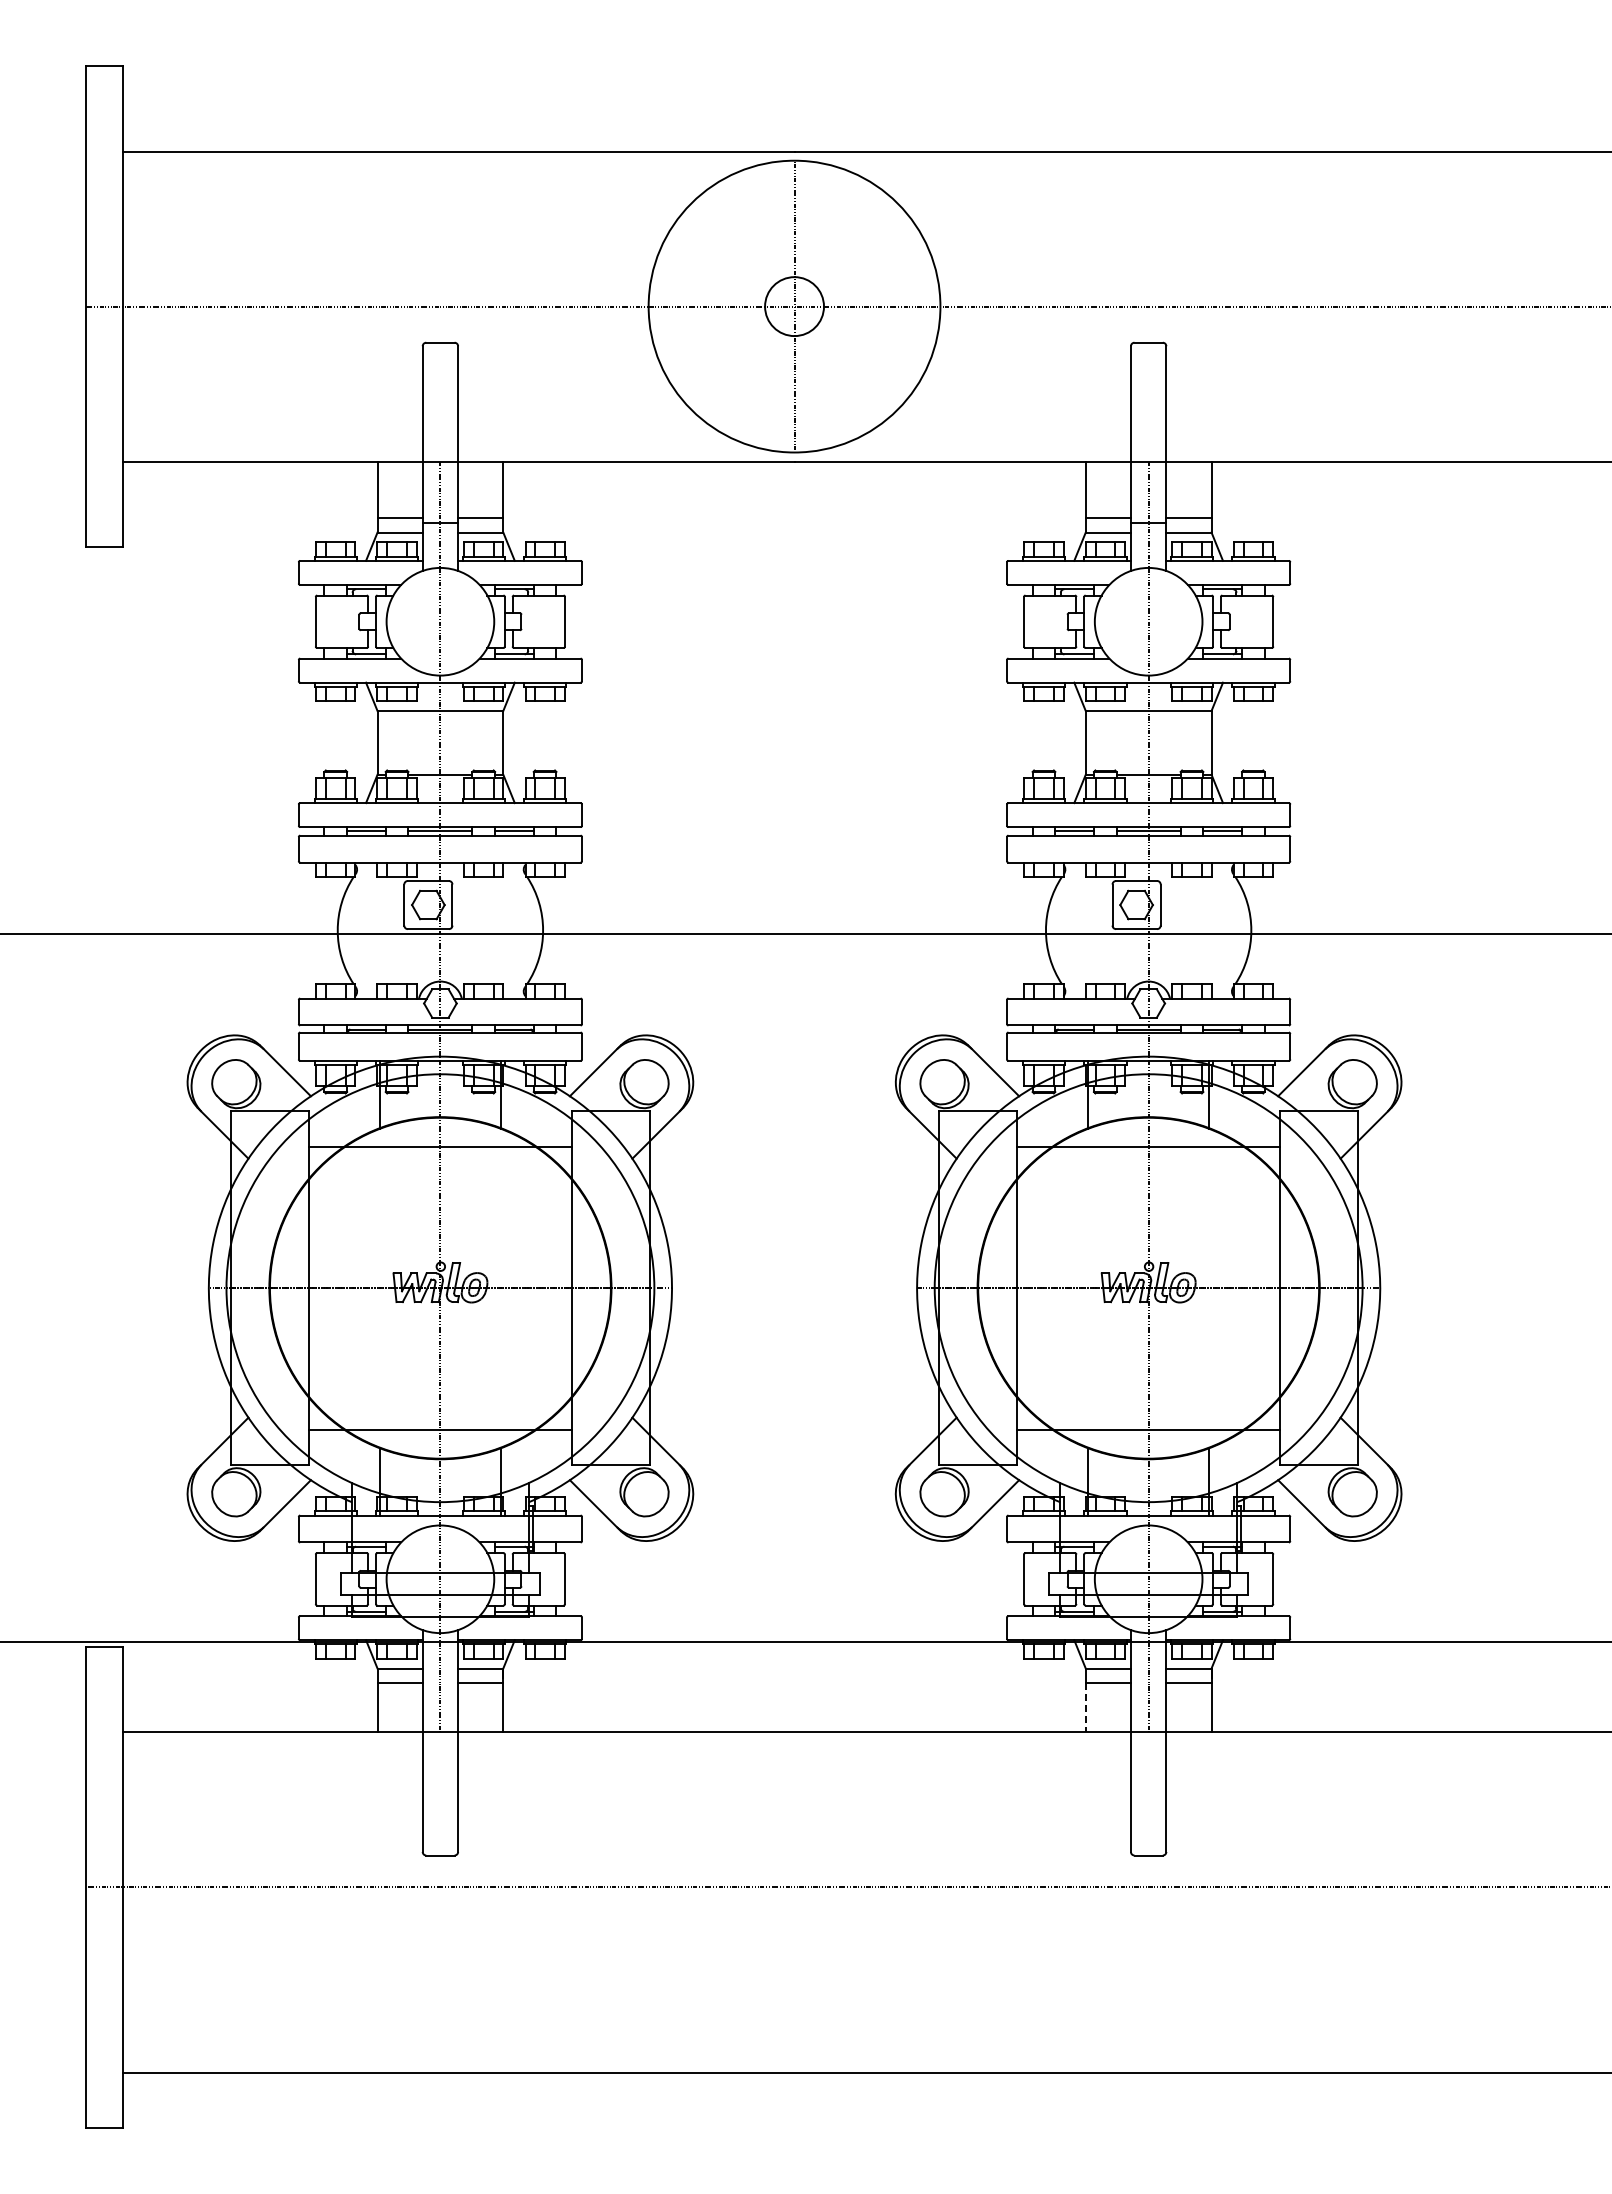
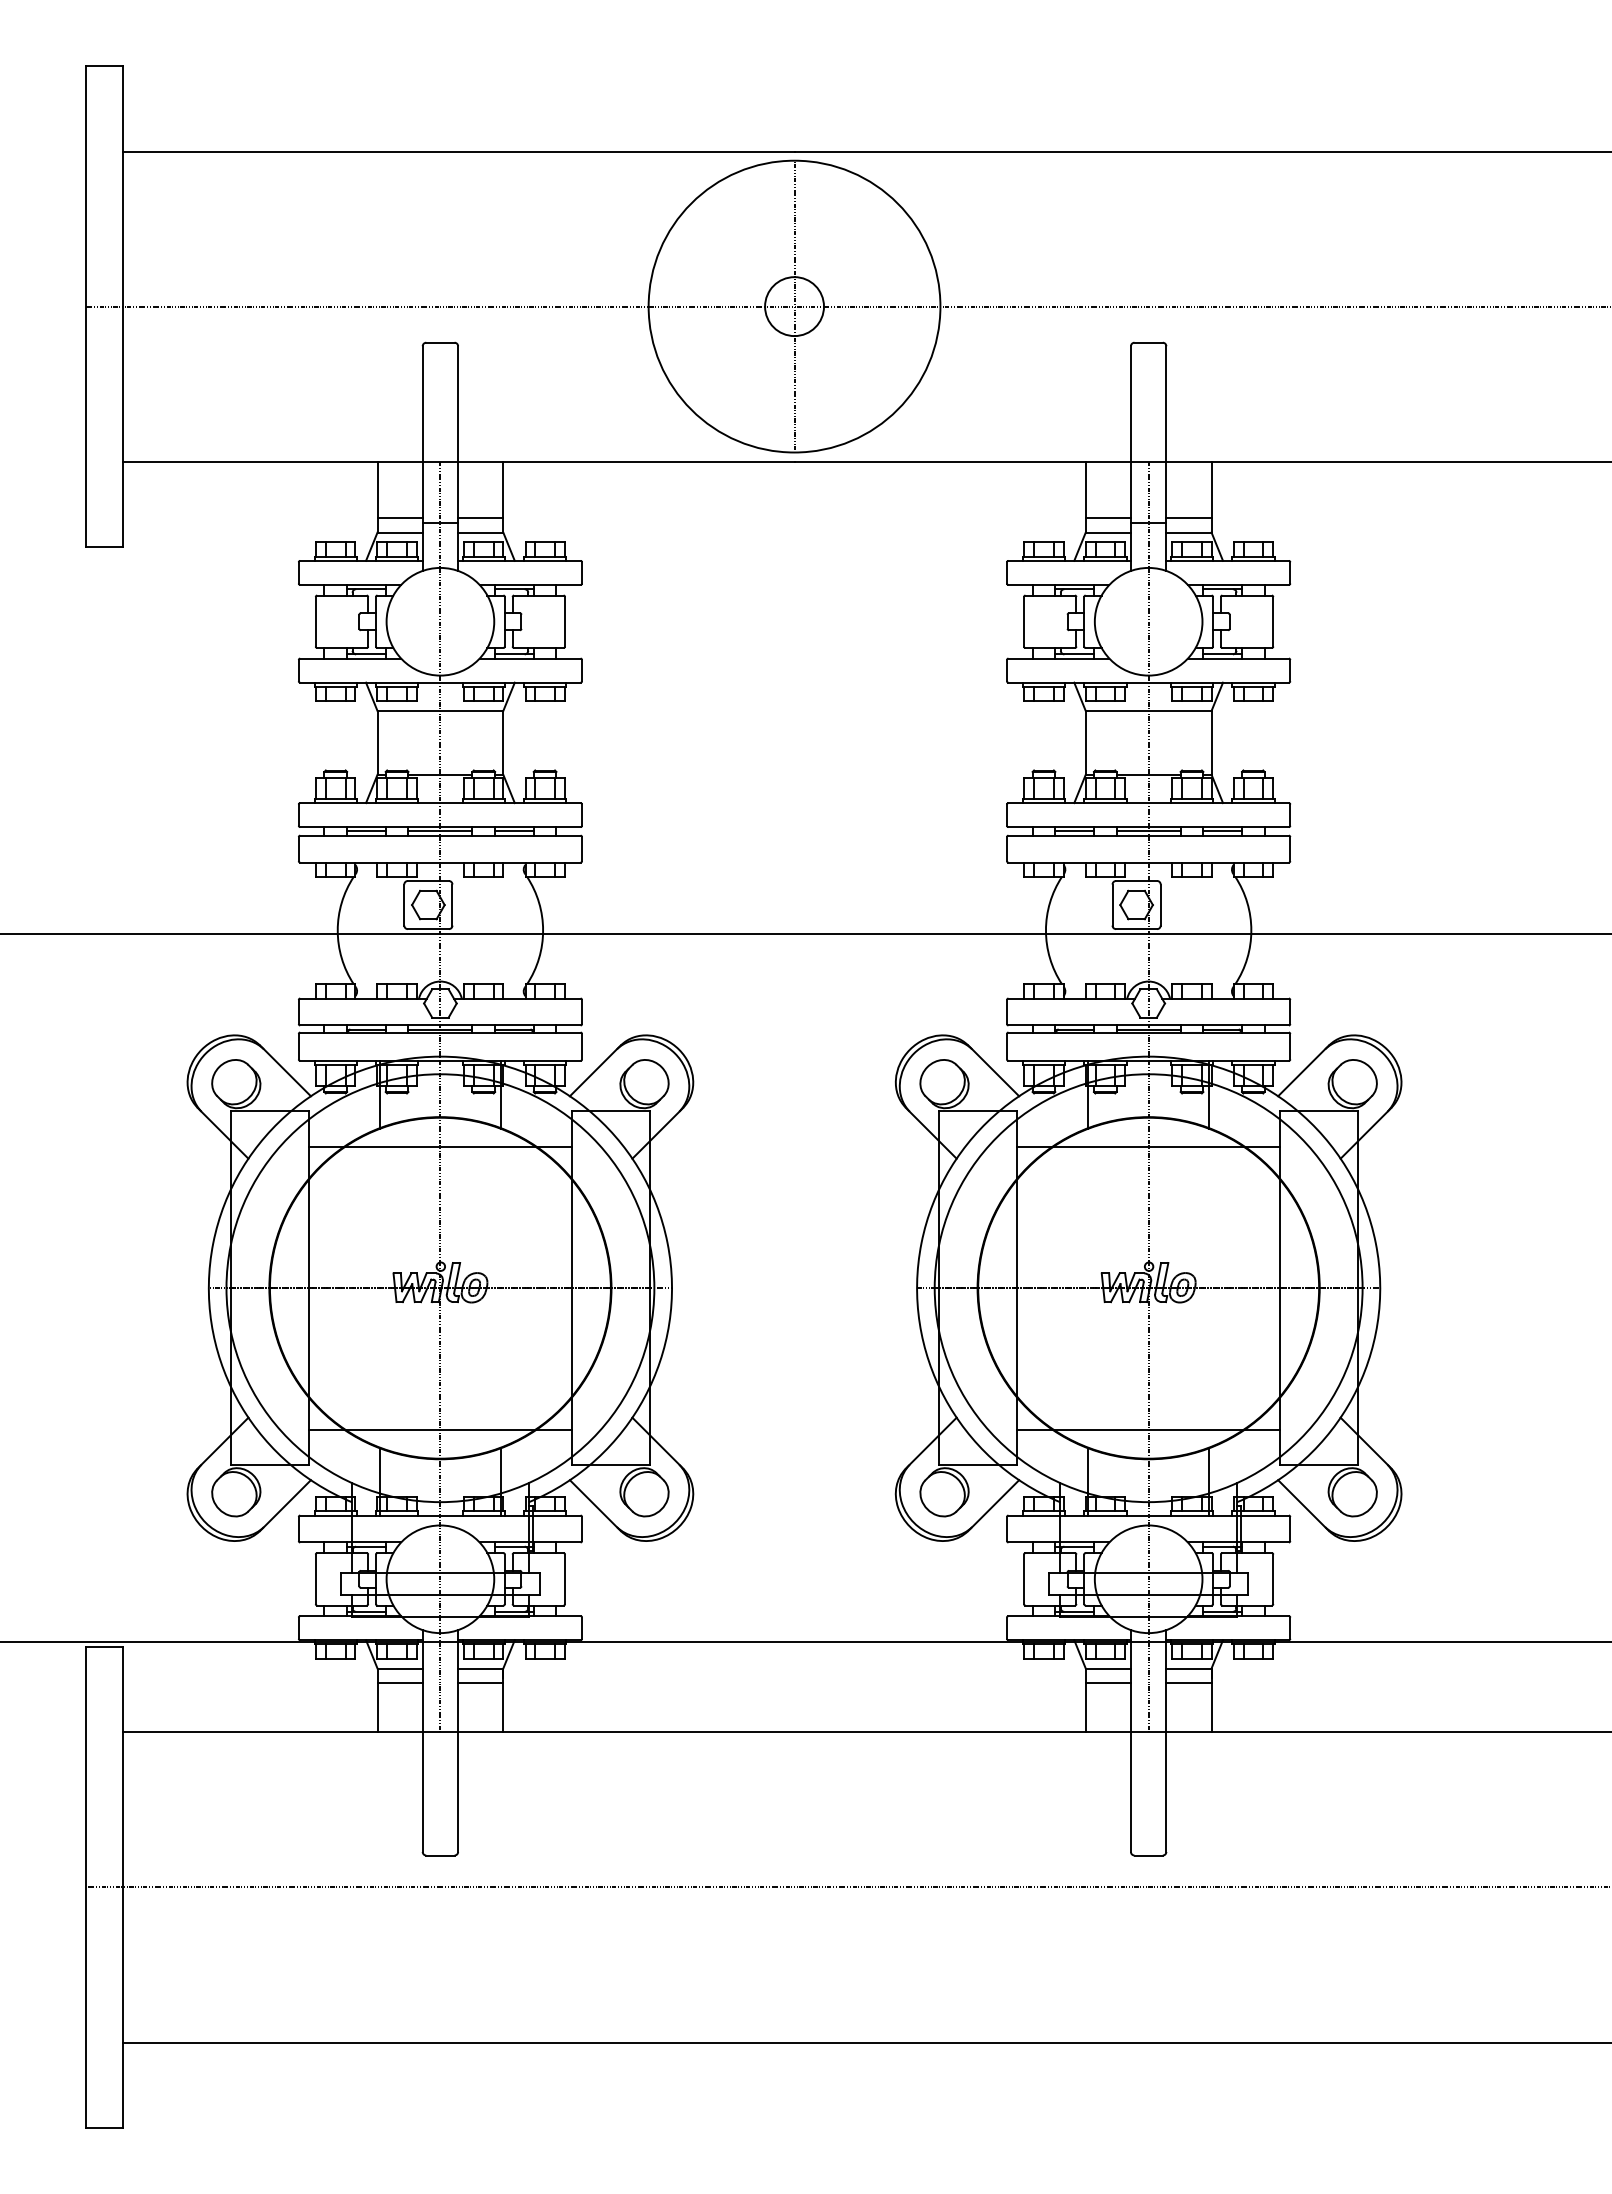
line: dashed -> solid (1085, 1707)
line position: (865, 2072) -> (865, 2042) (865, 2042)
